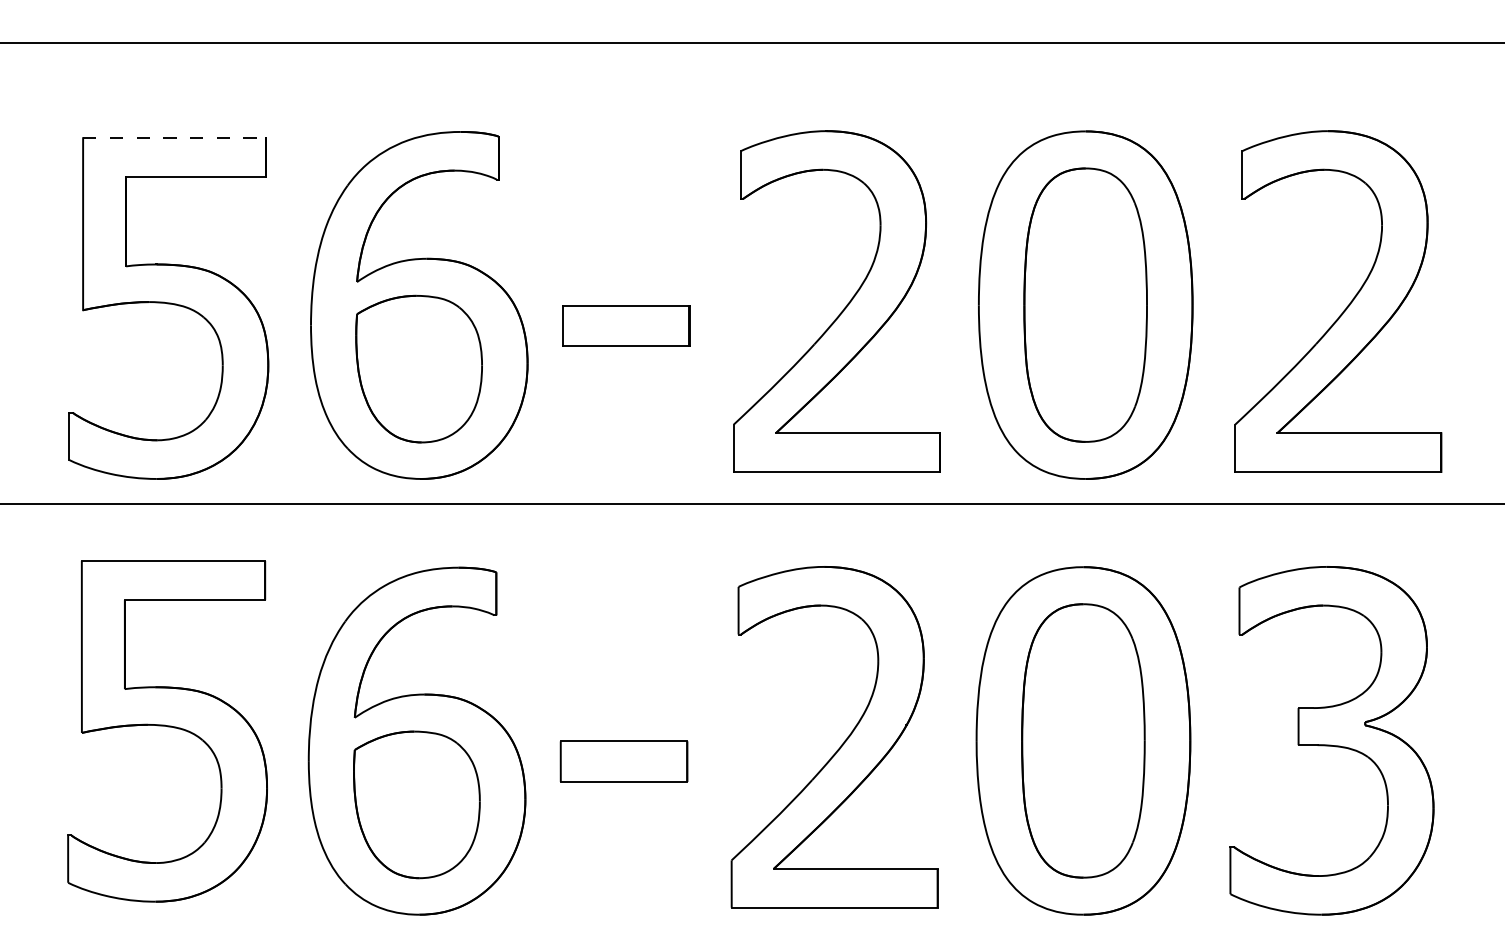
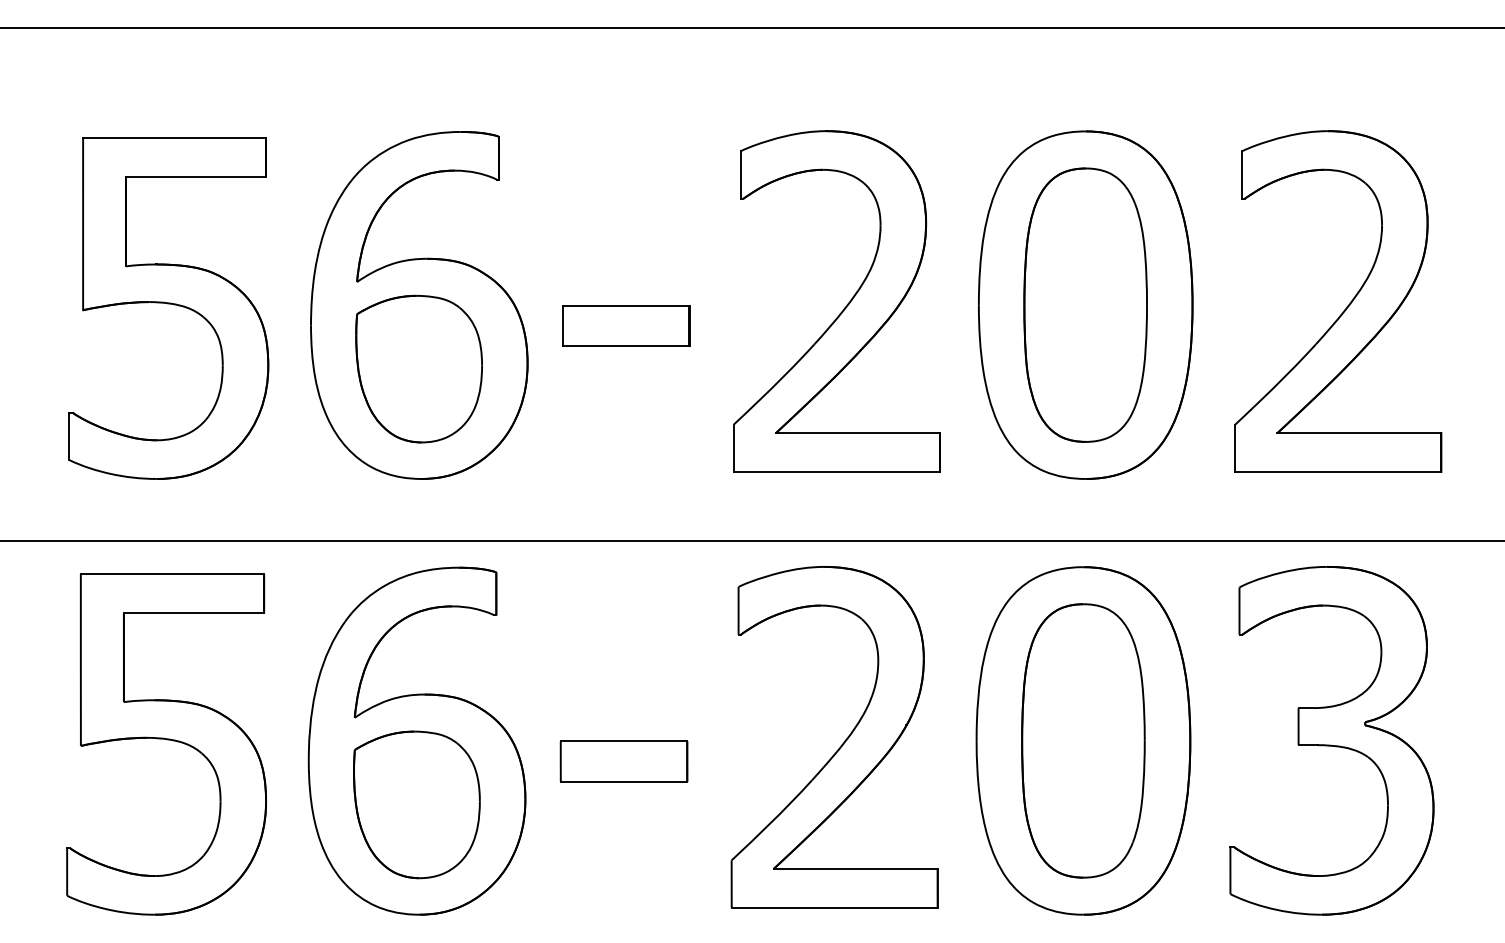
line position: (751, 43) -> (751, 28) (751, 28)
line: dashed -> solid (174, 138)
line position: (751, 504) -> (751, 541) (751, 541)
part position: (167, 731) -> (166, 744) (166, 744)
